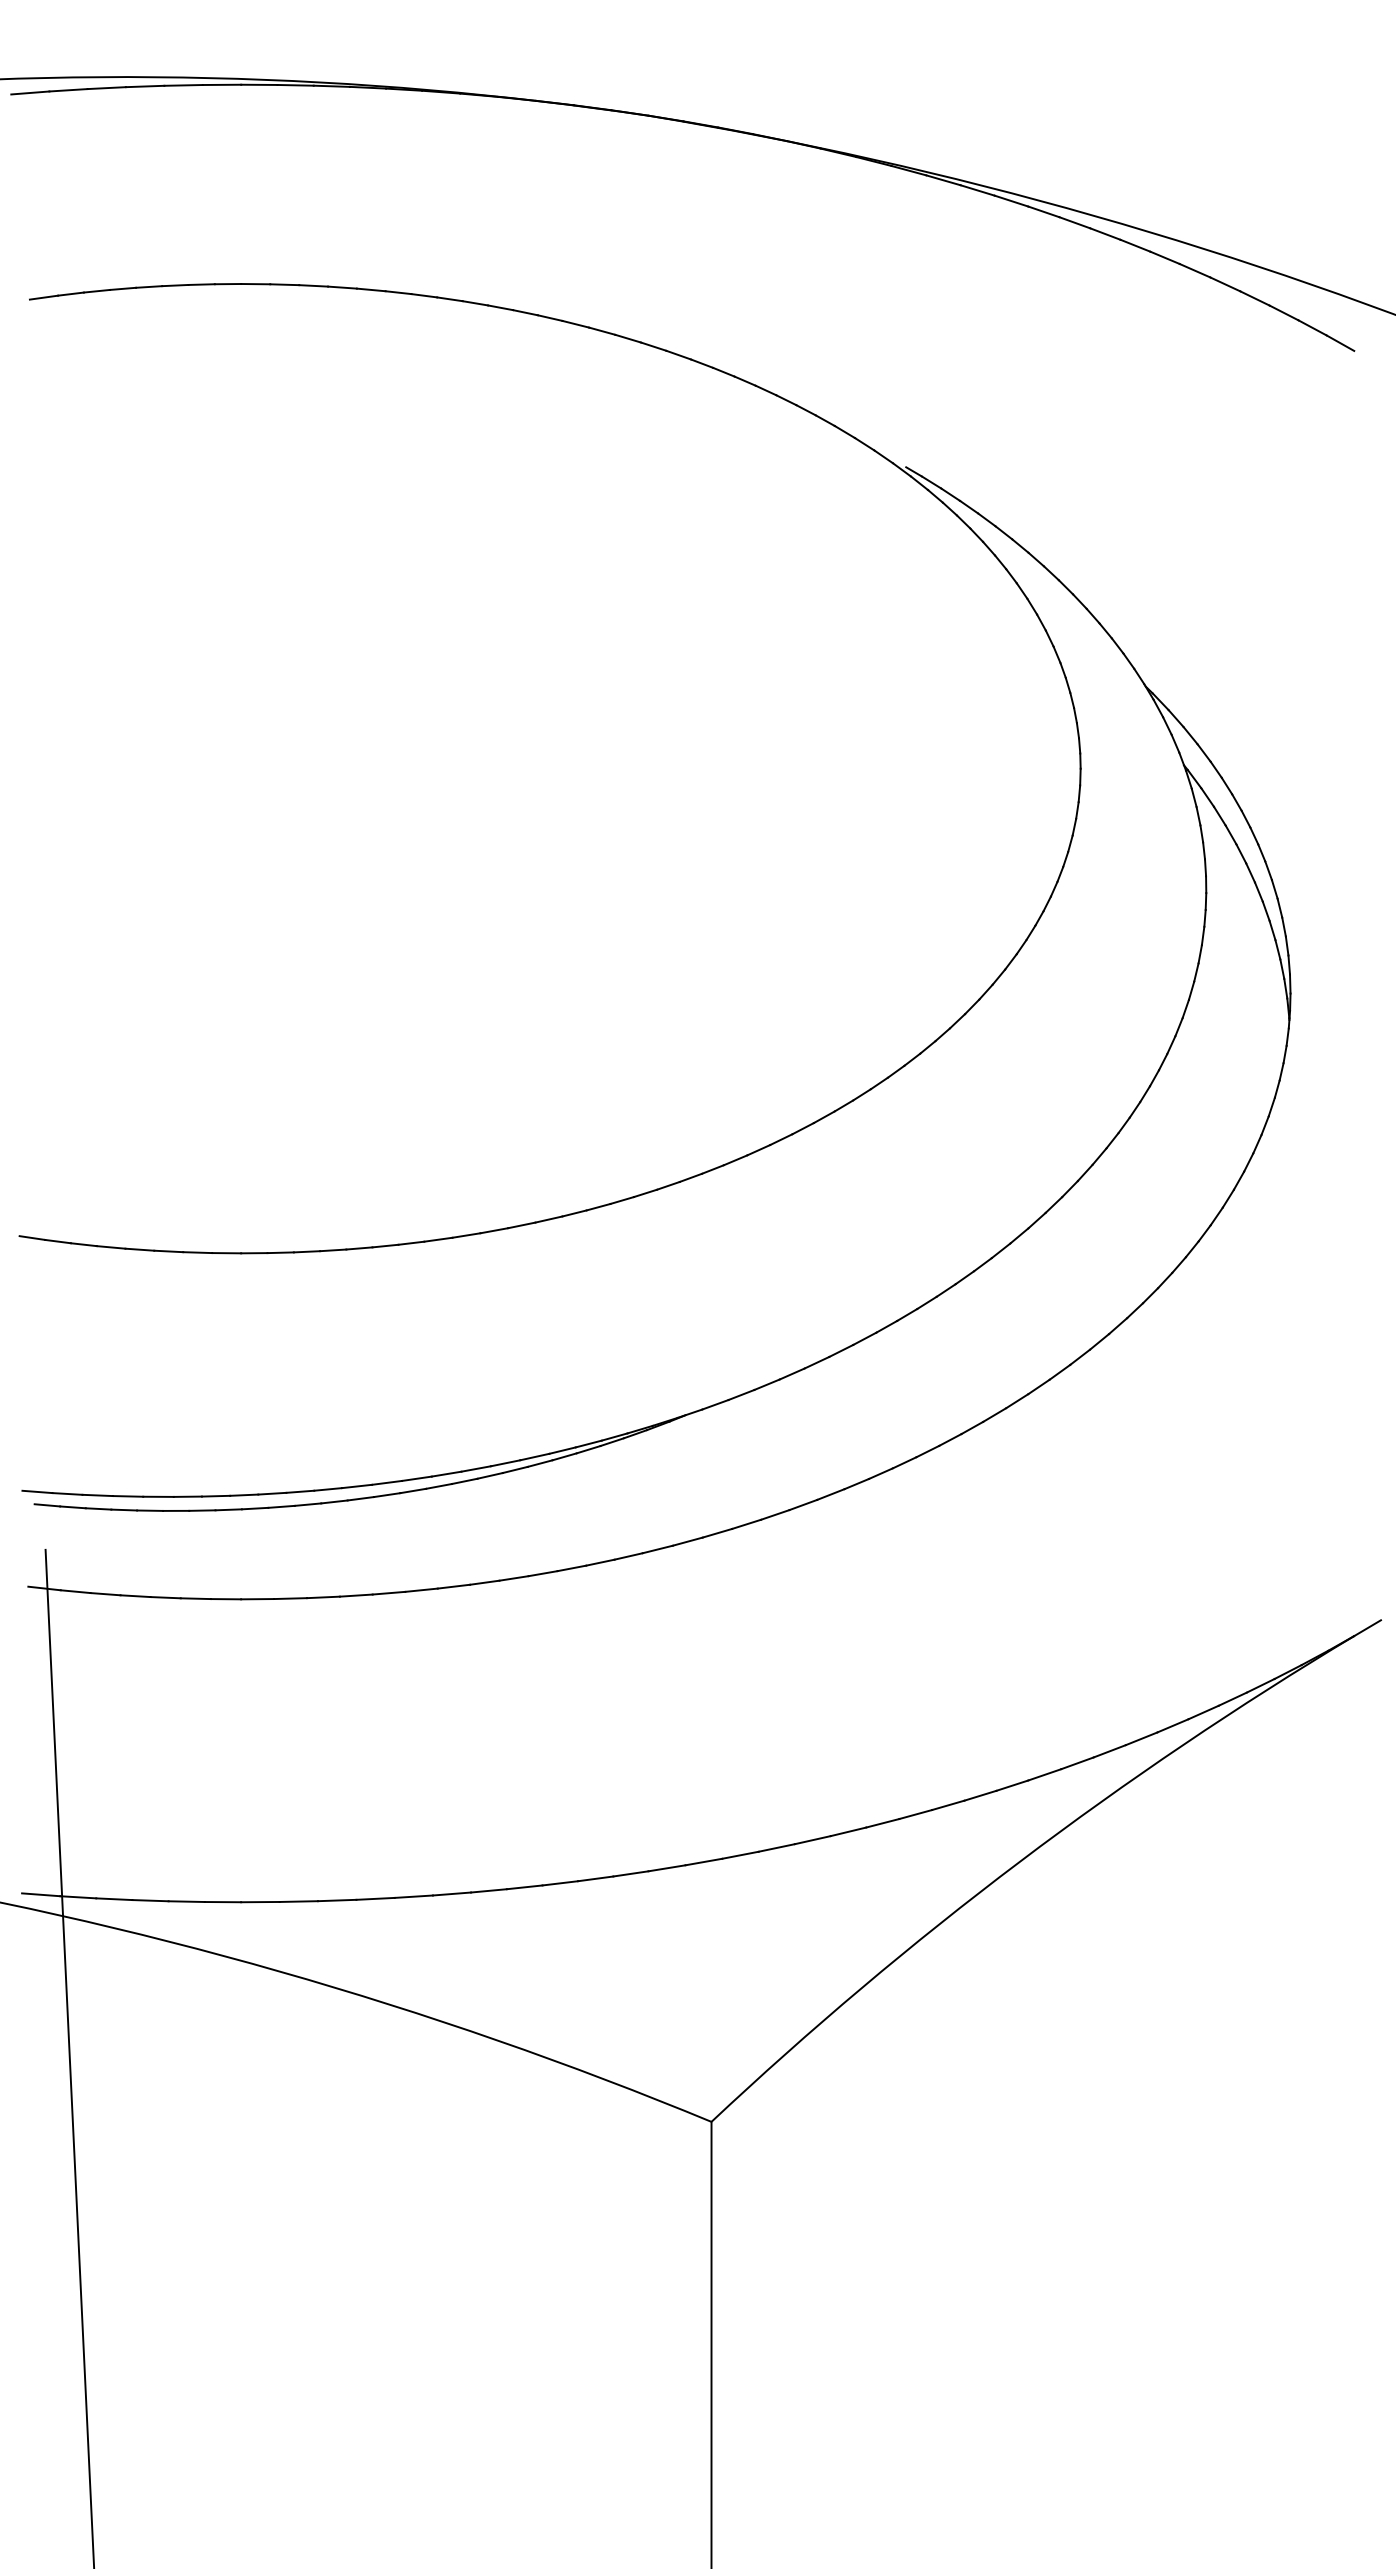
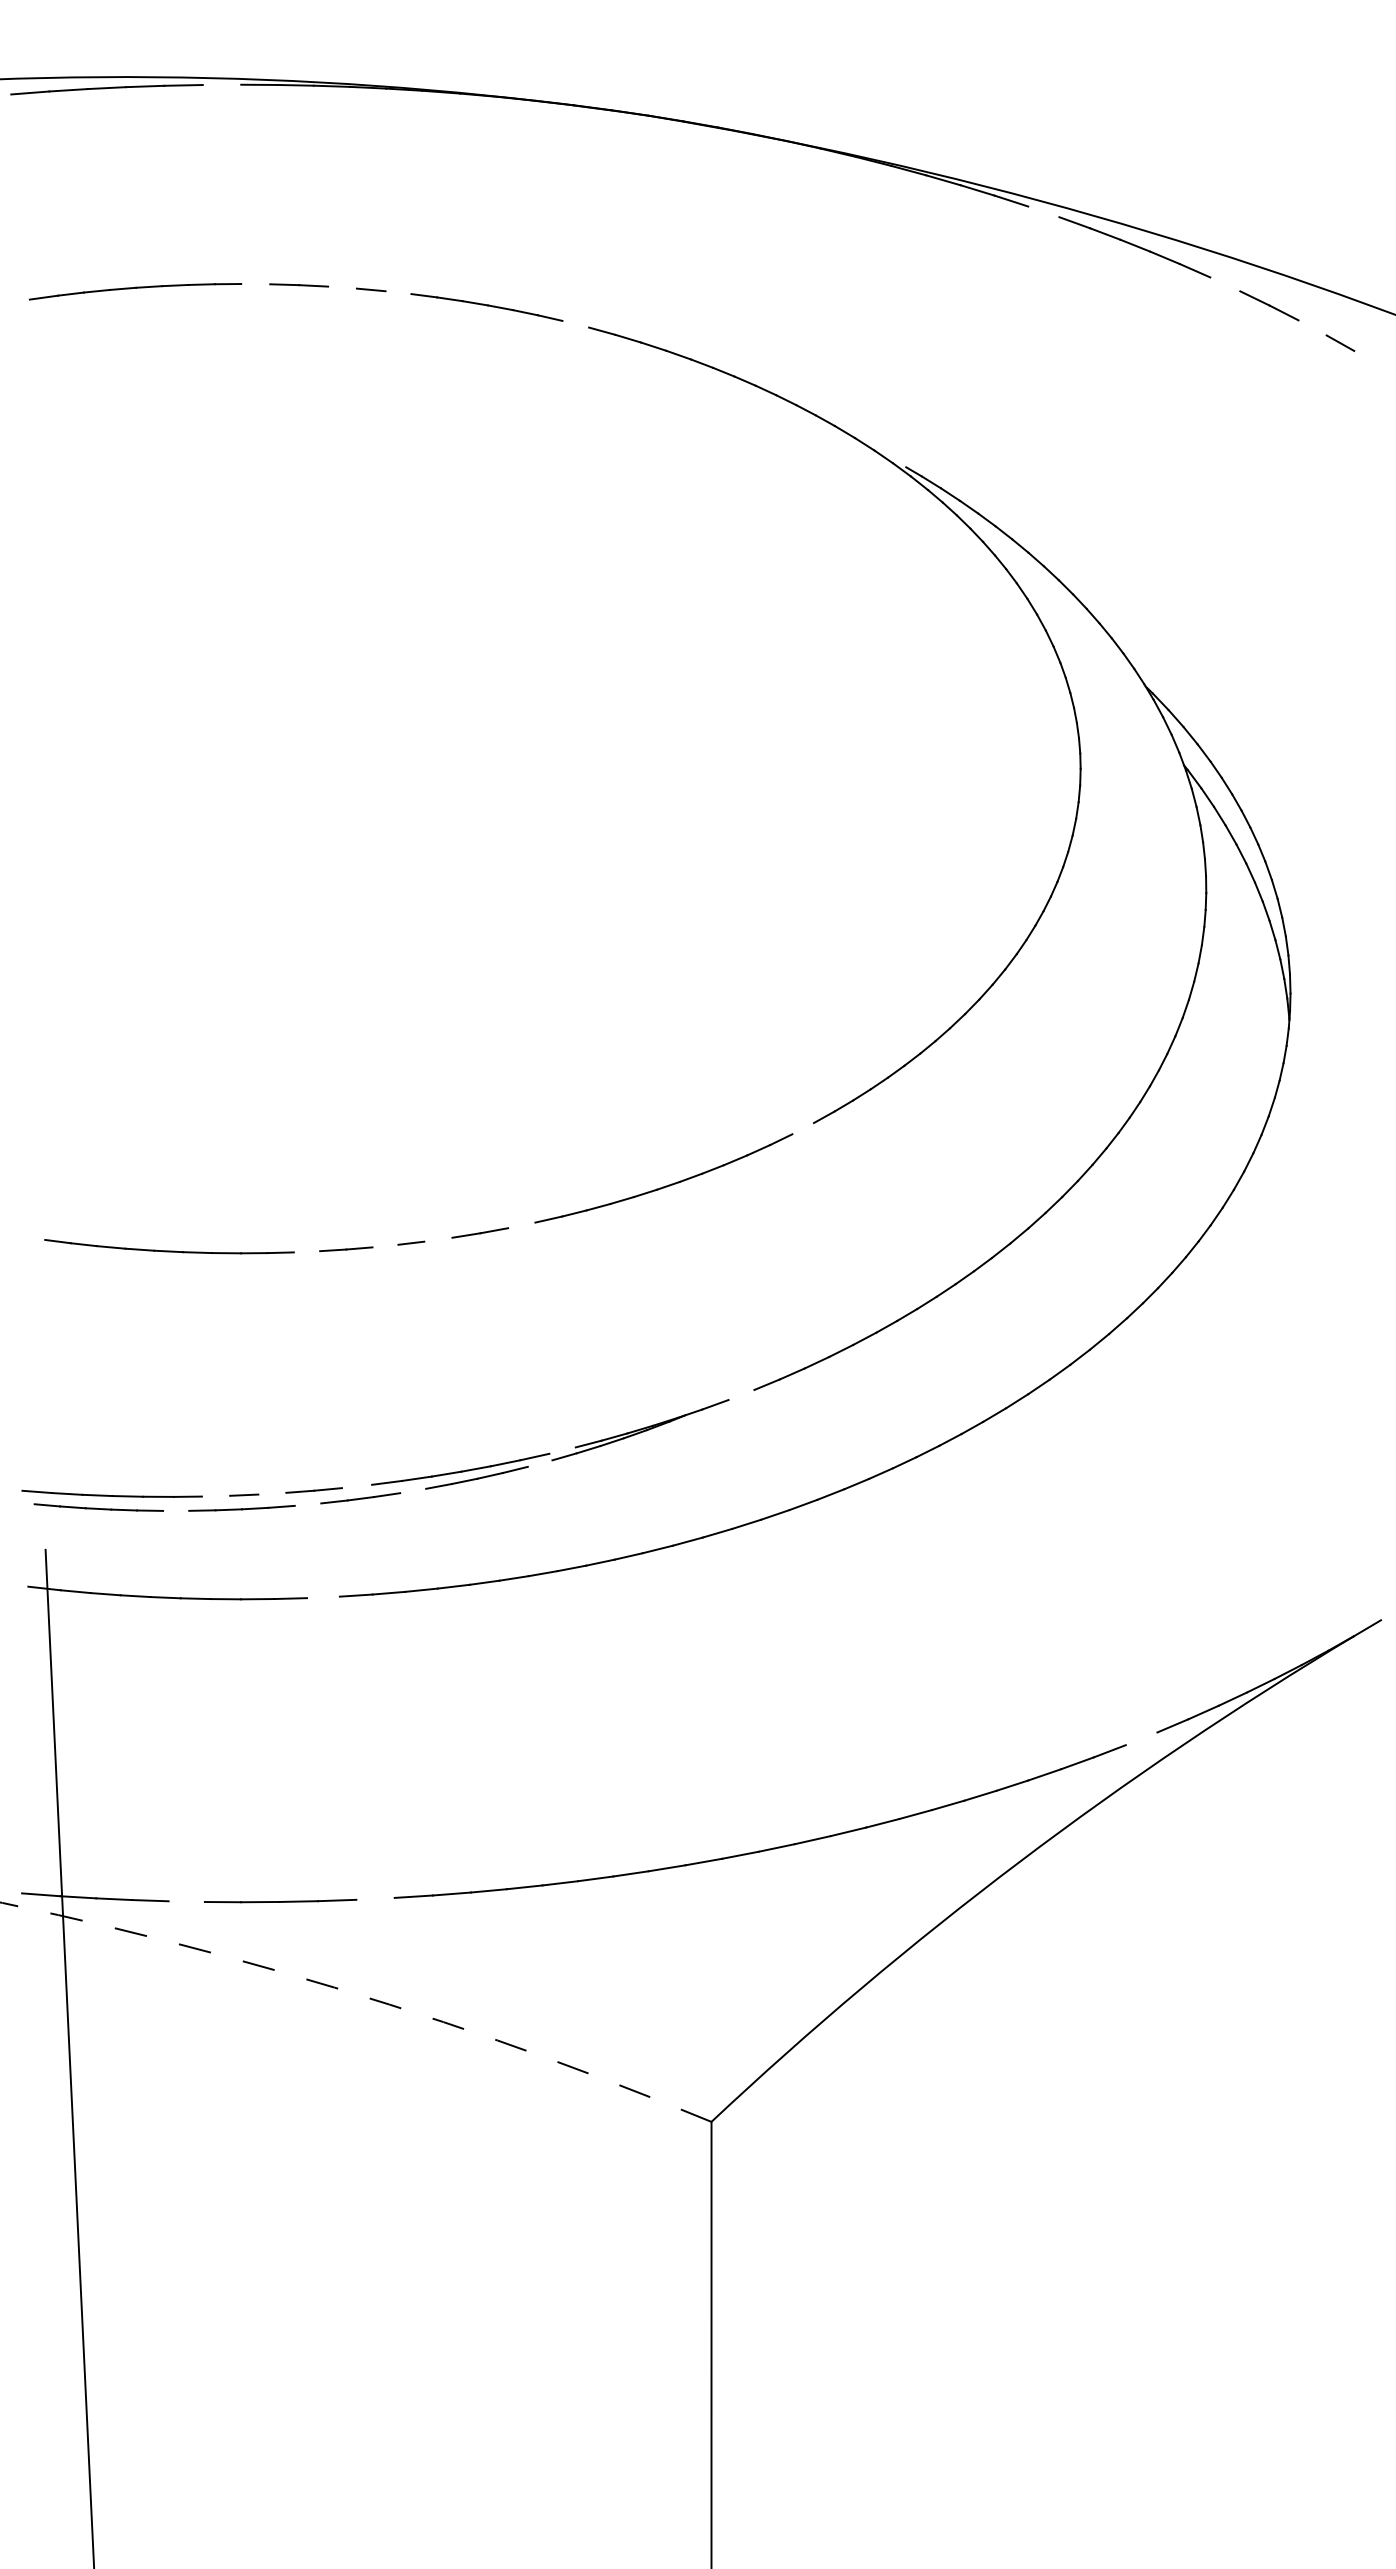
line: present -> none (221, 84)
line: present -> none (1043, 211)
line: present -> none (255, 284)
line: present -> none (1225, 284)
line: present -> none (342, 287)
line: present -> none (398, 292)
line: present -> none (575, 323)
line: present -> none (1312, 327)
line: present -> none (802, 1128)
line: present -> none (521, 1225)
line: present -> none (32, 1237)
line: present -> none (438, 1239)
line: present -> none (385, 1245)
line: present -> none (306, 1251)
line: present -> none (741, 1394)
line: present -> none (562, 1450)
line: present -> none (539, 1463)
line: present -> none (356, 1486)
line: present -> none (413, 1490)
line: present -> none (272, 1493)
line: present -> none (215, 1495)
line: present -> none (307, 1504)
line: present -> none (176, 1510)
line: present -> none (323, 1597)
line: present -> none (1141, 1738)
line: present -> none (375, 1898)
line: present -> none (186, 1901)
arc: solid -> dashed (360, 1995)
